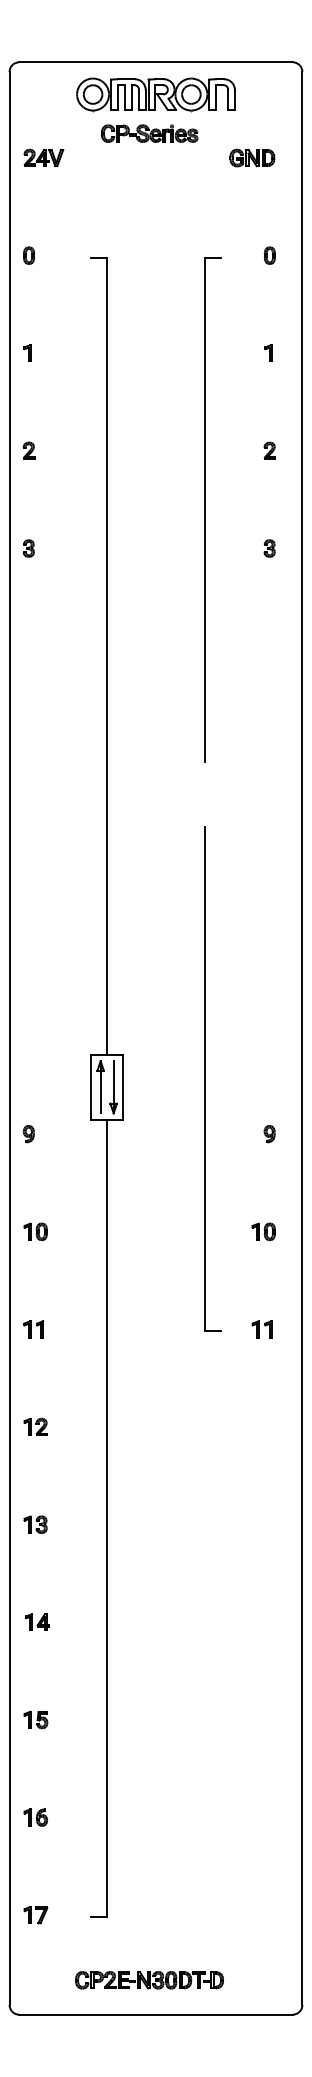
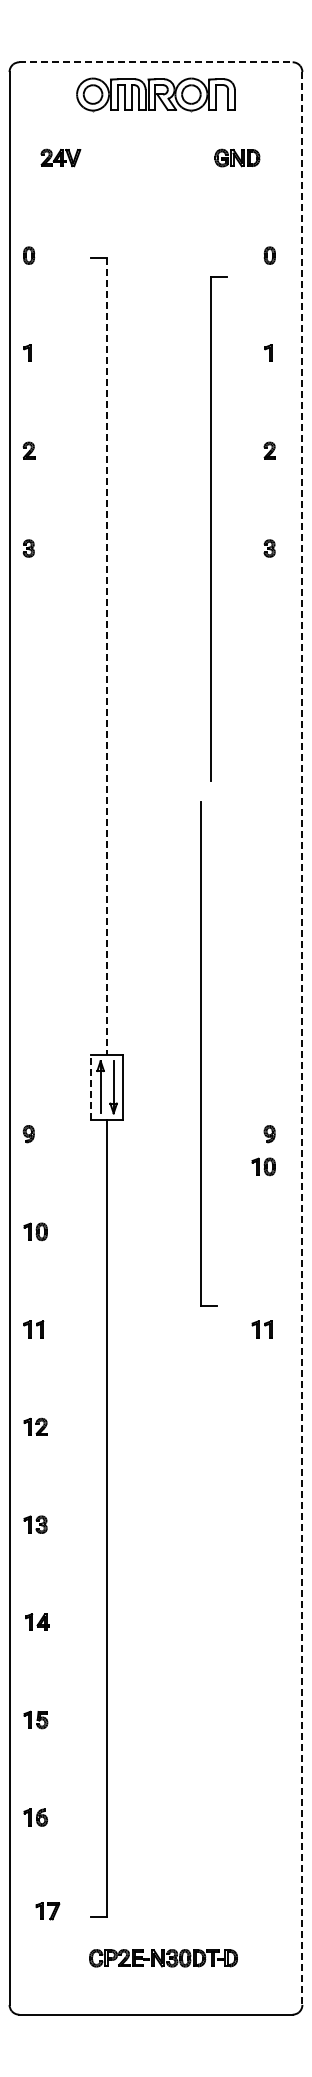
line: solid -> dashed (156, 62)
part: present -> none (149, 133)
part position: (43, 157) -> (60, 157) (60, 157)
part position: (252, 157) -> (237, 157) (237, 157)
part position: (205, 509) -> (211, 528) (211, 528)
line: solid -> dashed (107, 656)
line: solid -> dashed (302, 1038)
part position: (205, 1078) -> (201, 1053) (201, 1053)
line: solid -> dashed (90, 1087)
part position: (263, 1231) -> (263, 1166) (263, 1166)
part position: (35, 1915) -> (47, 1911) (47, 1911)
part position: (149, 1980) -> (163, 1958) (163, 1958)
